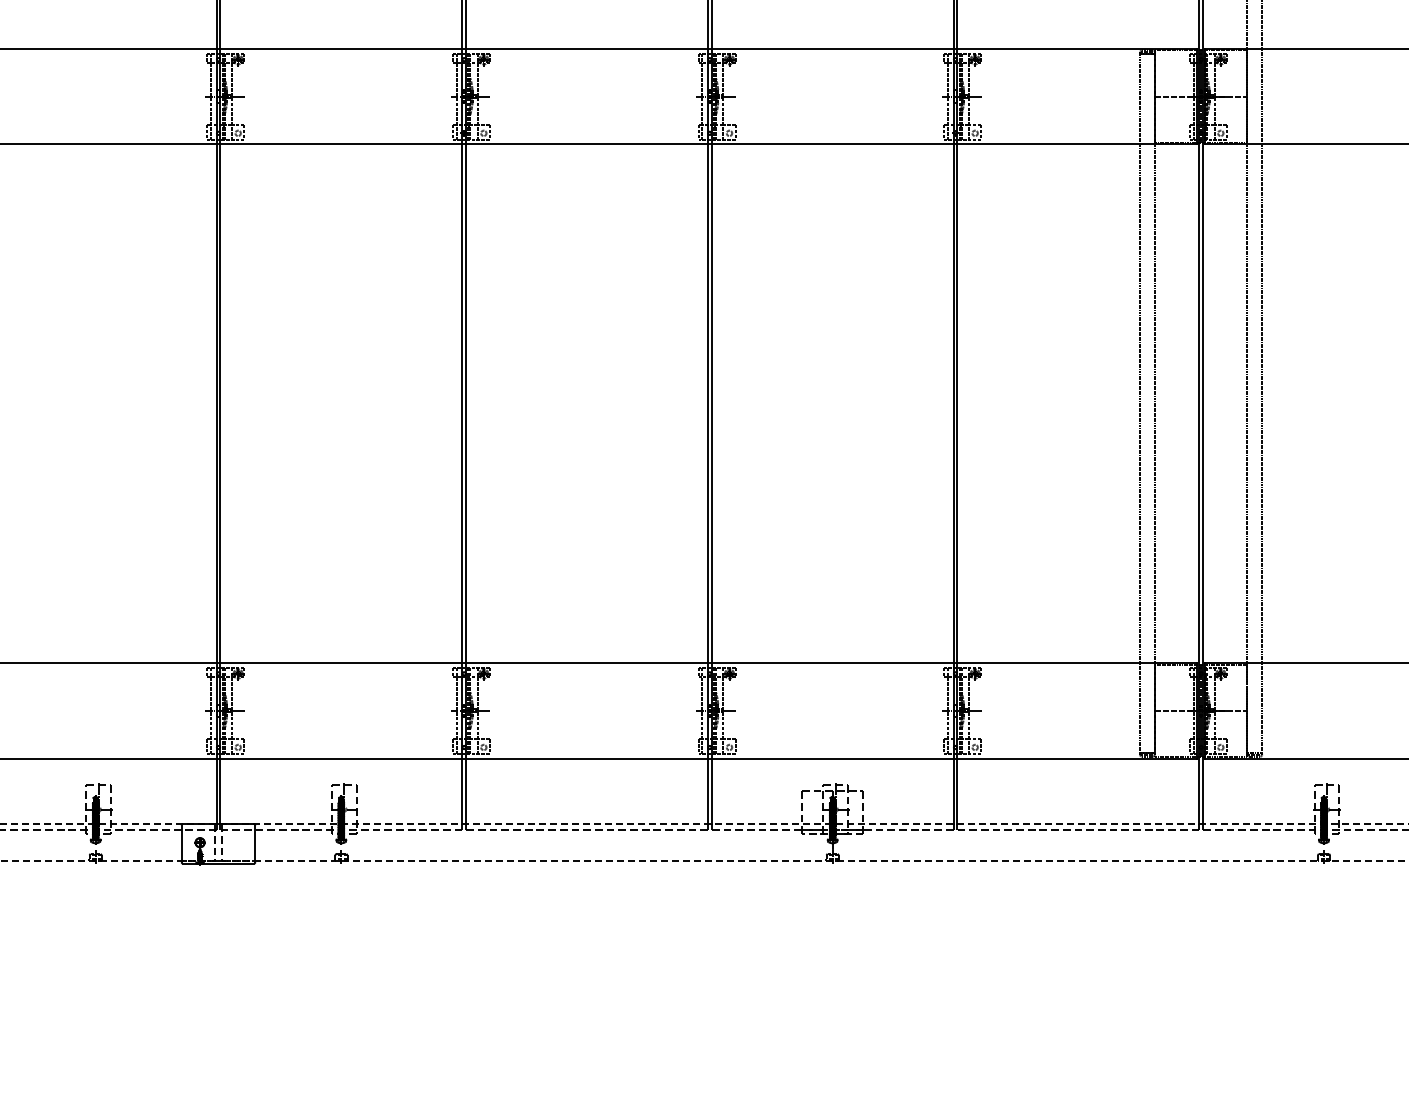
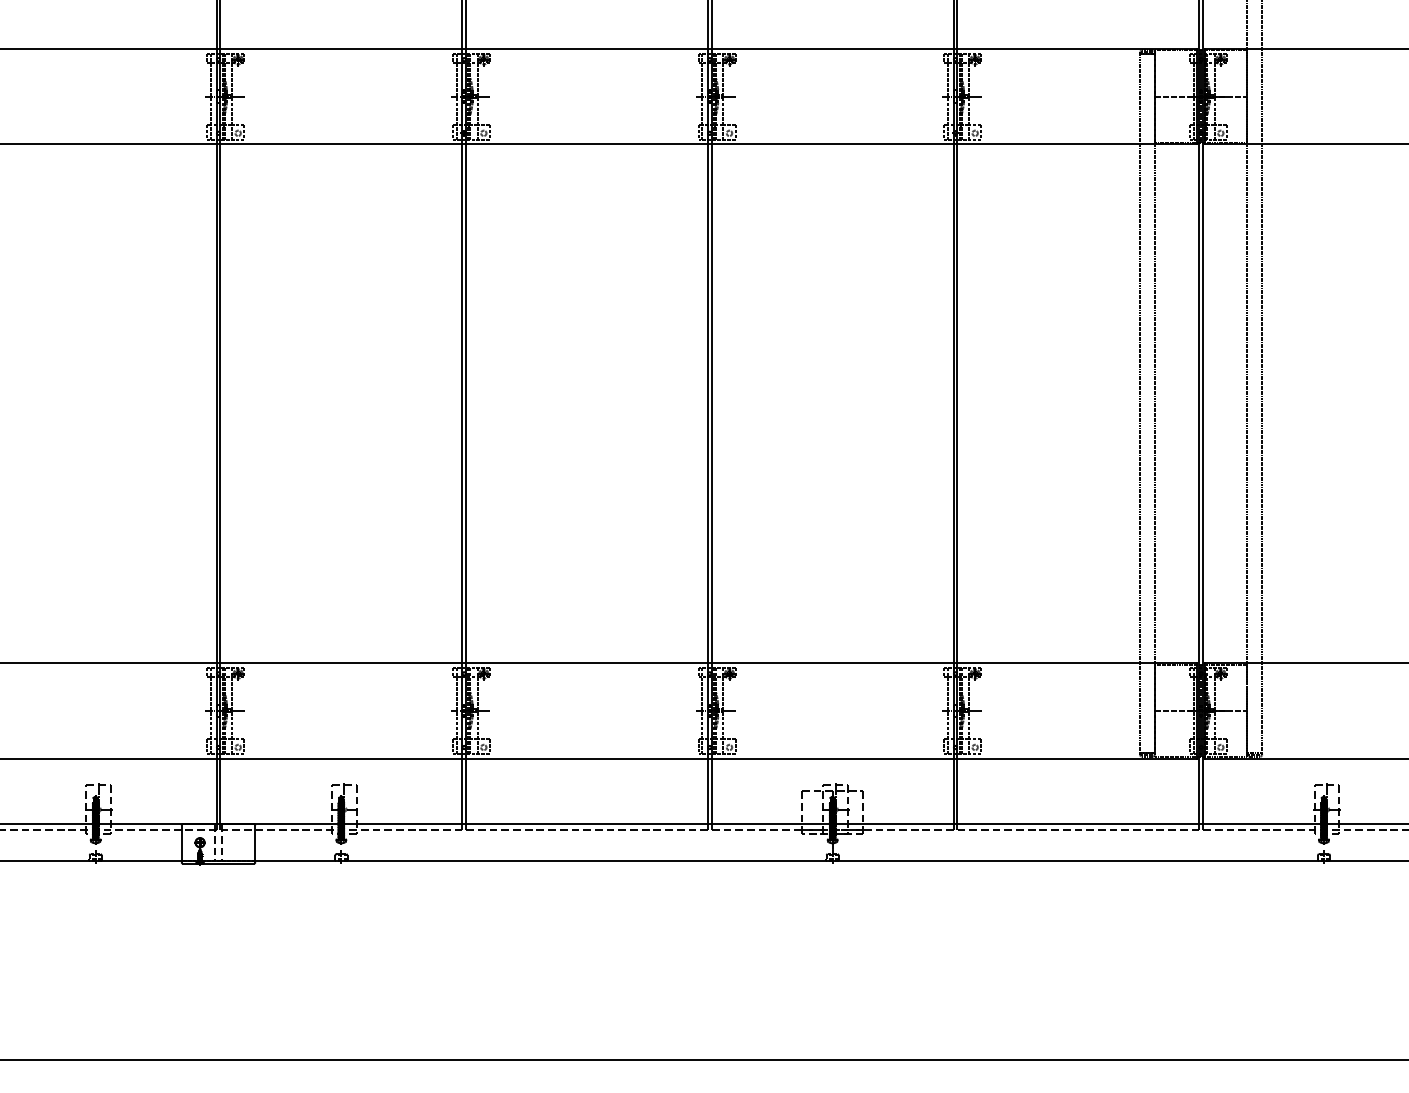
line: dashed -> solid (704, 824)
line: dashed -> solid (704, 861)
line: none -> present (703, 1060)
